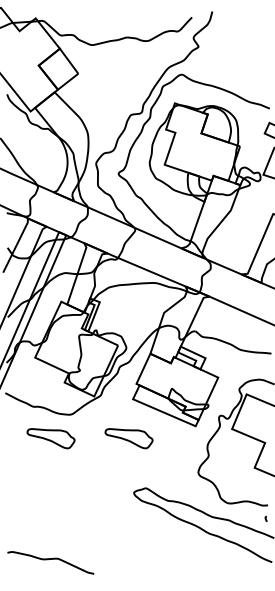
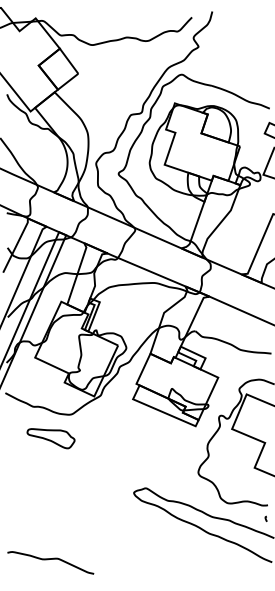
part: present -> none (128, 438)
